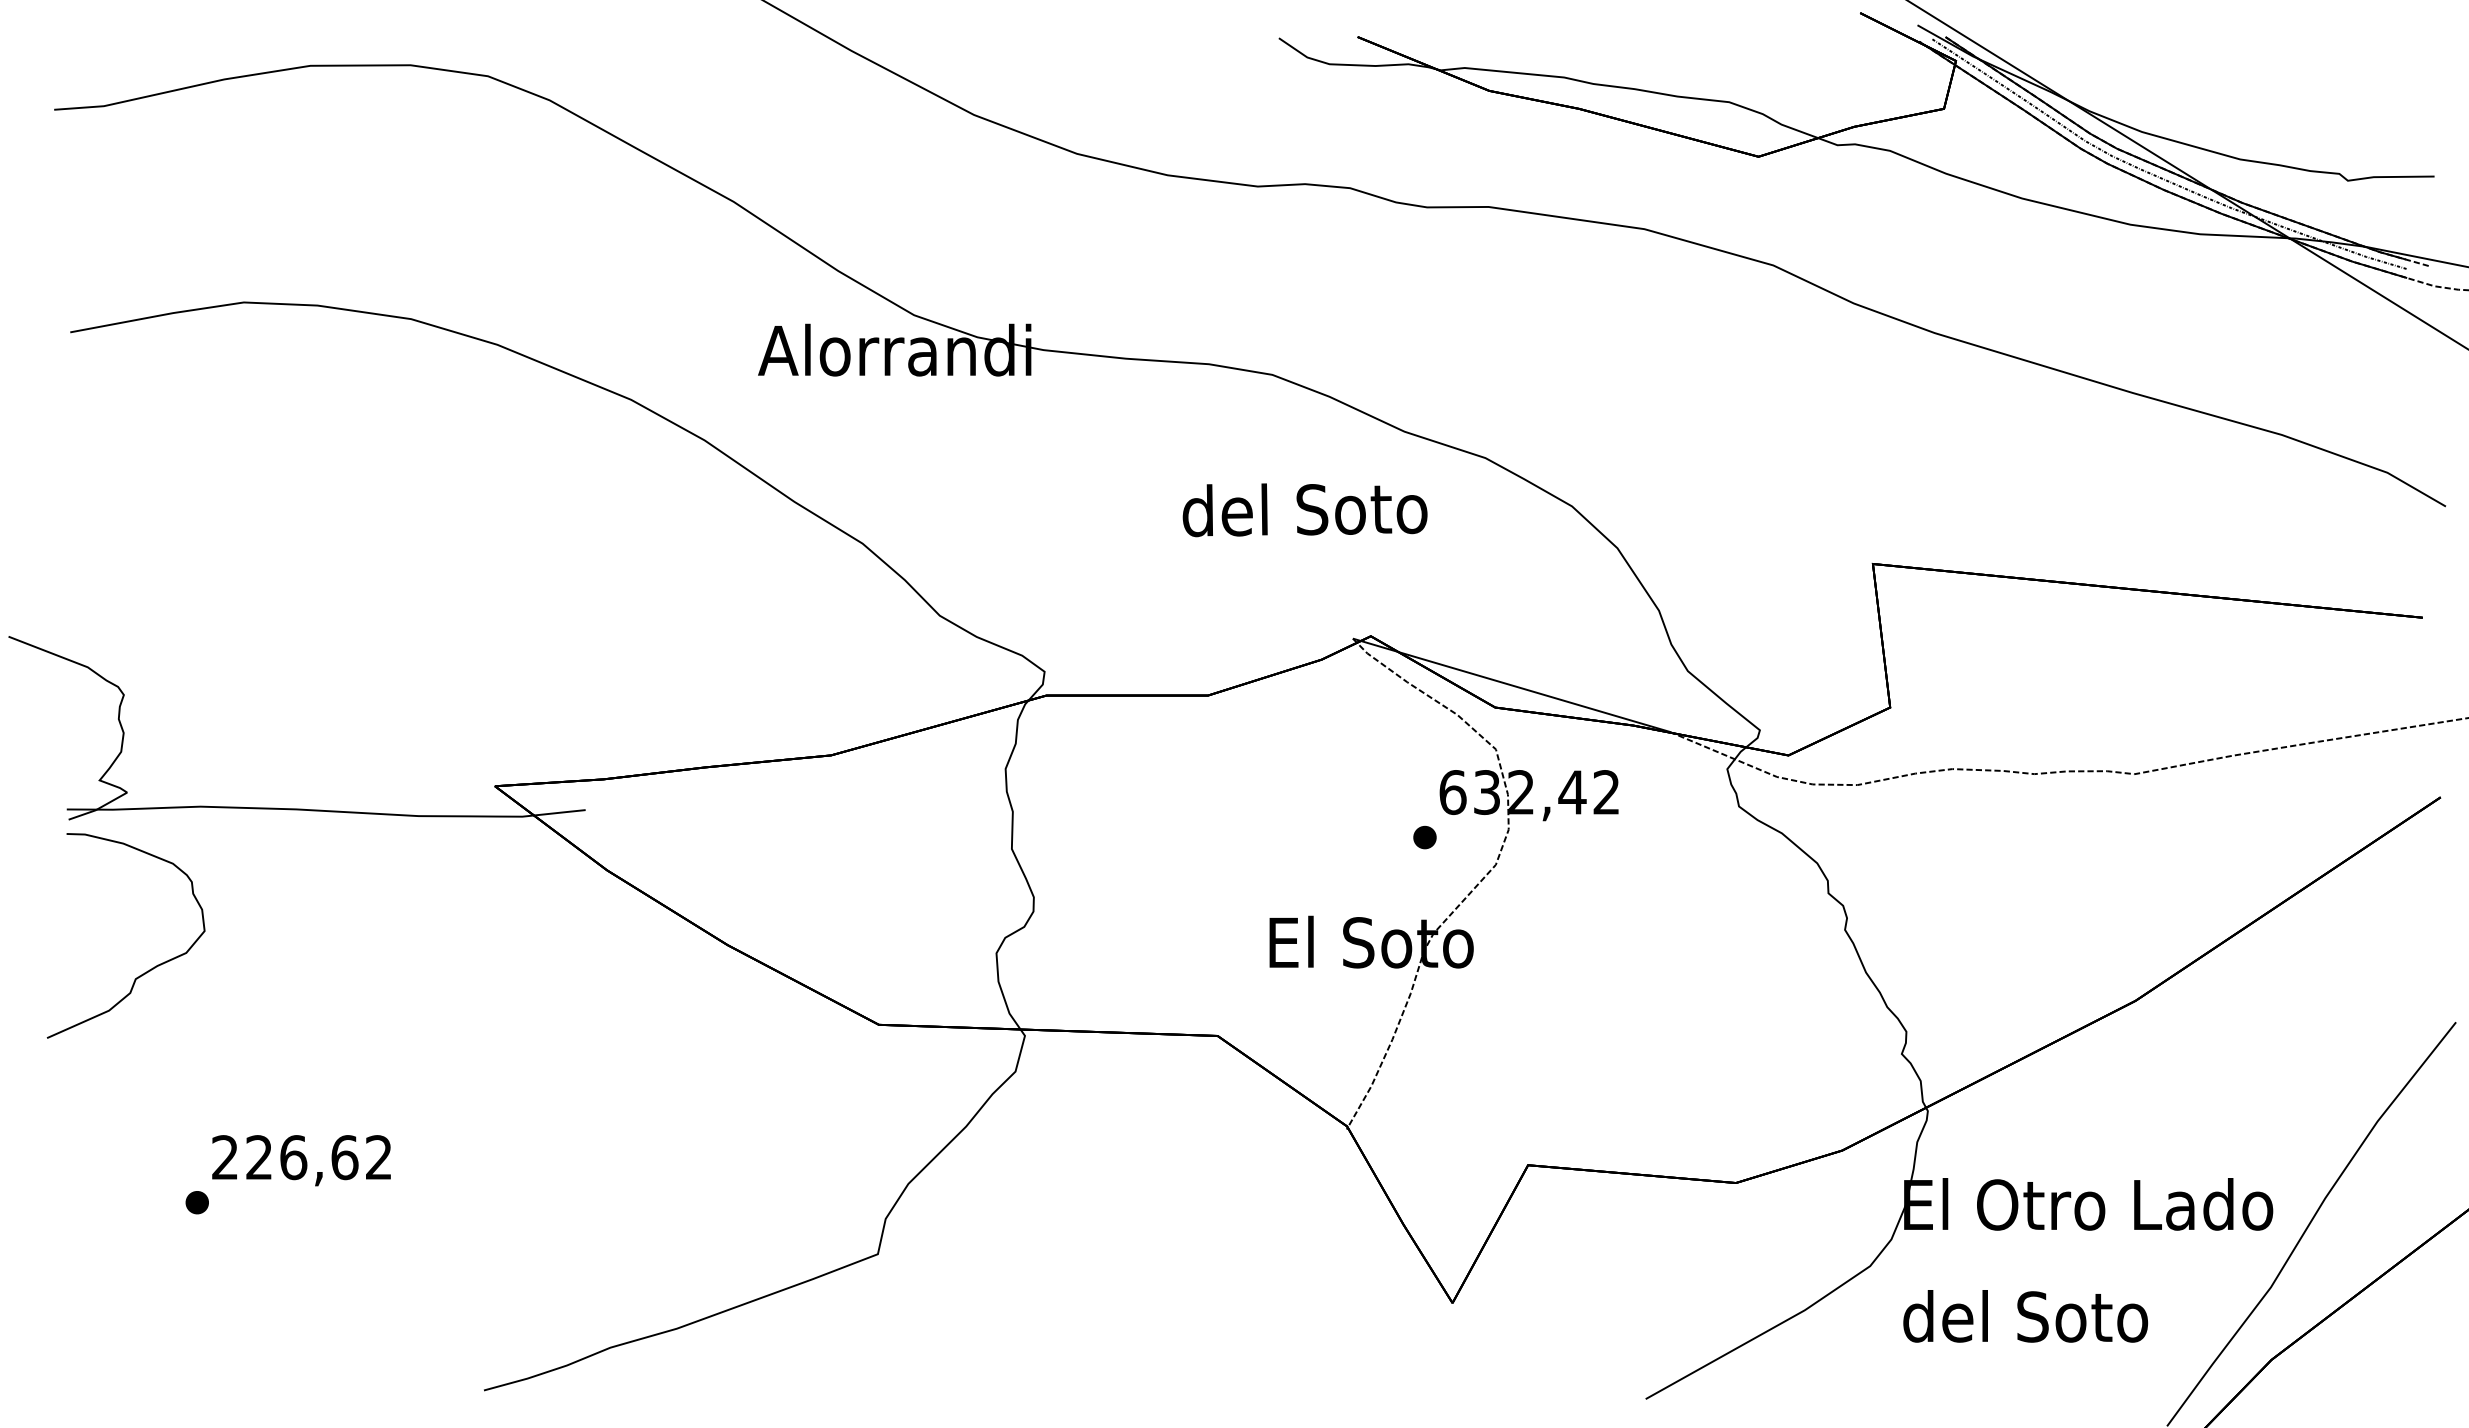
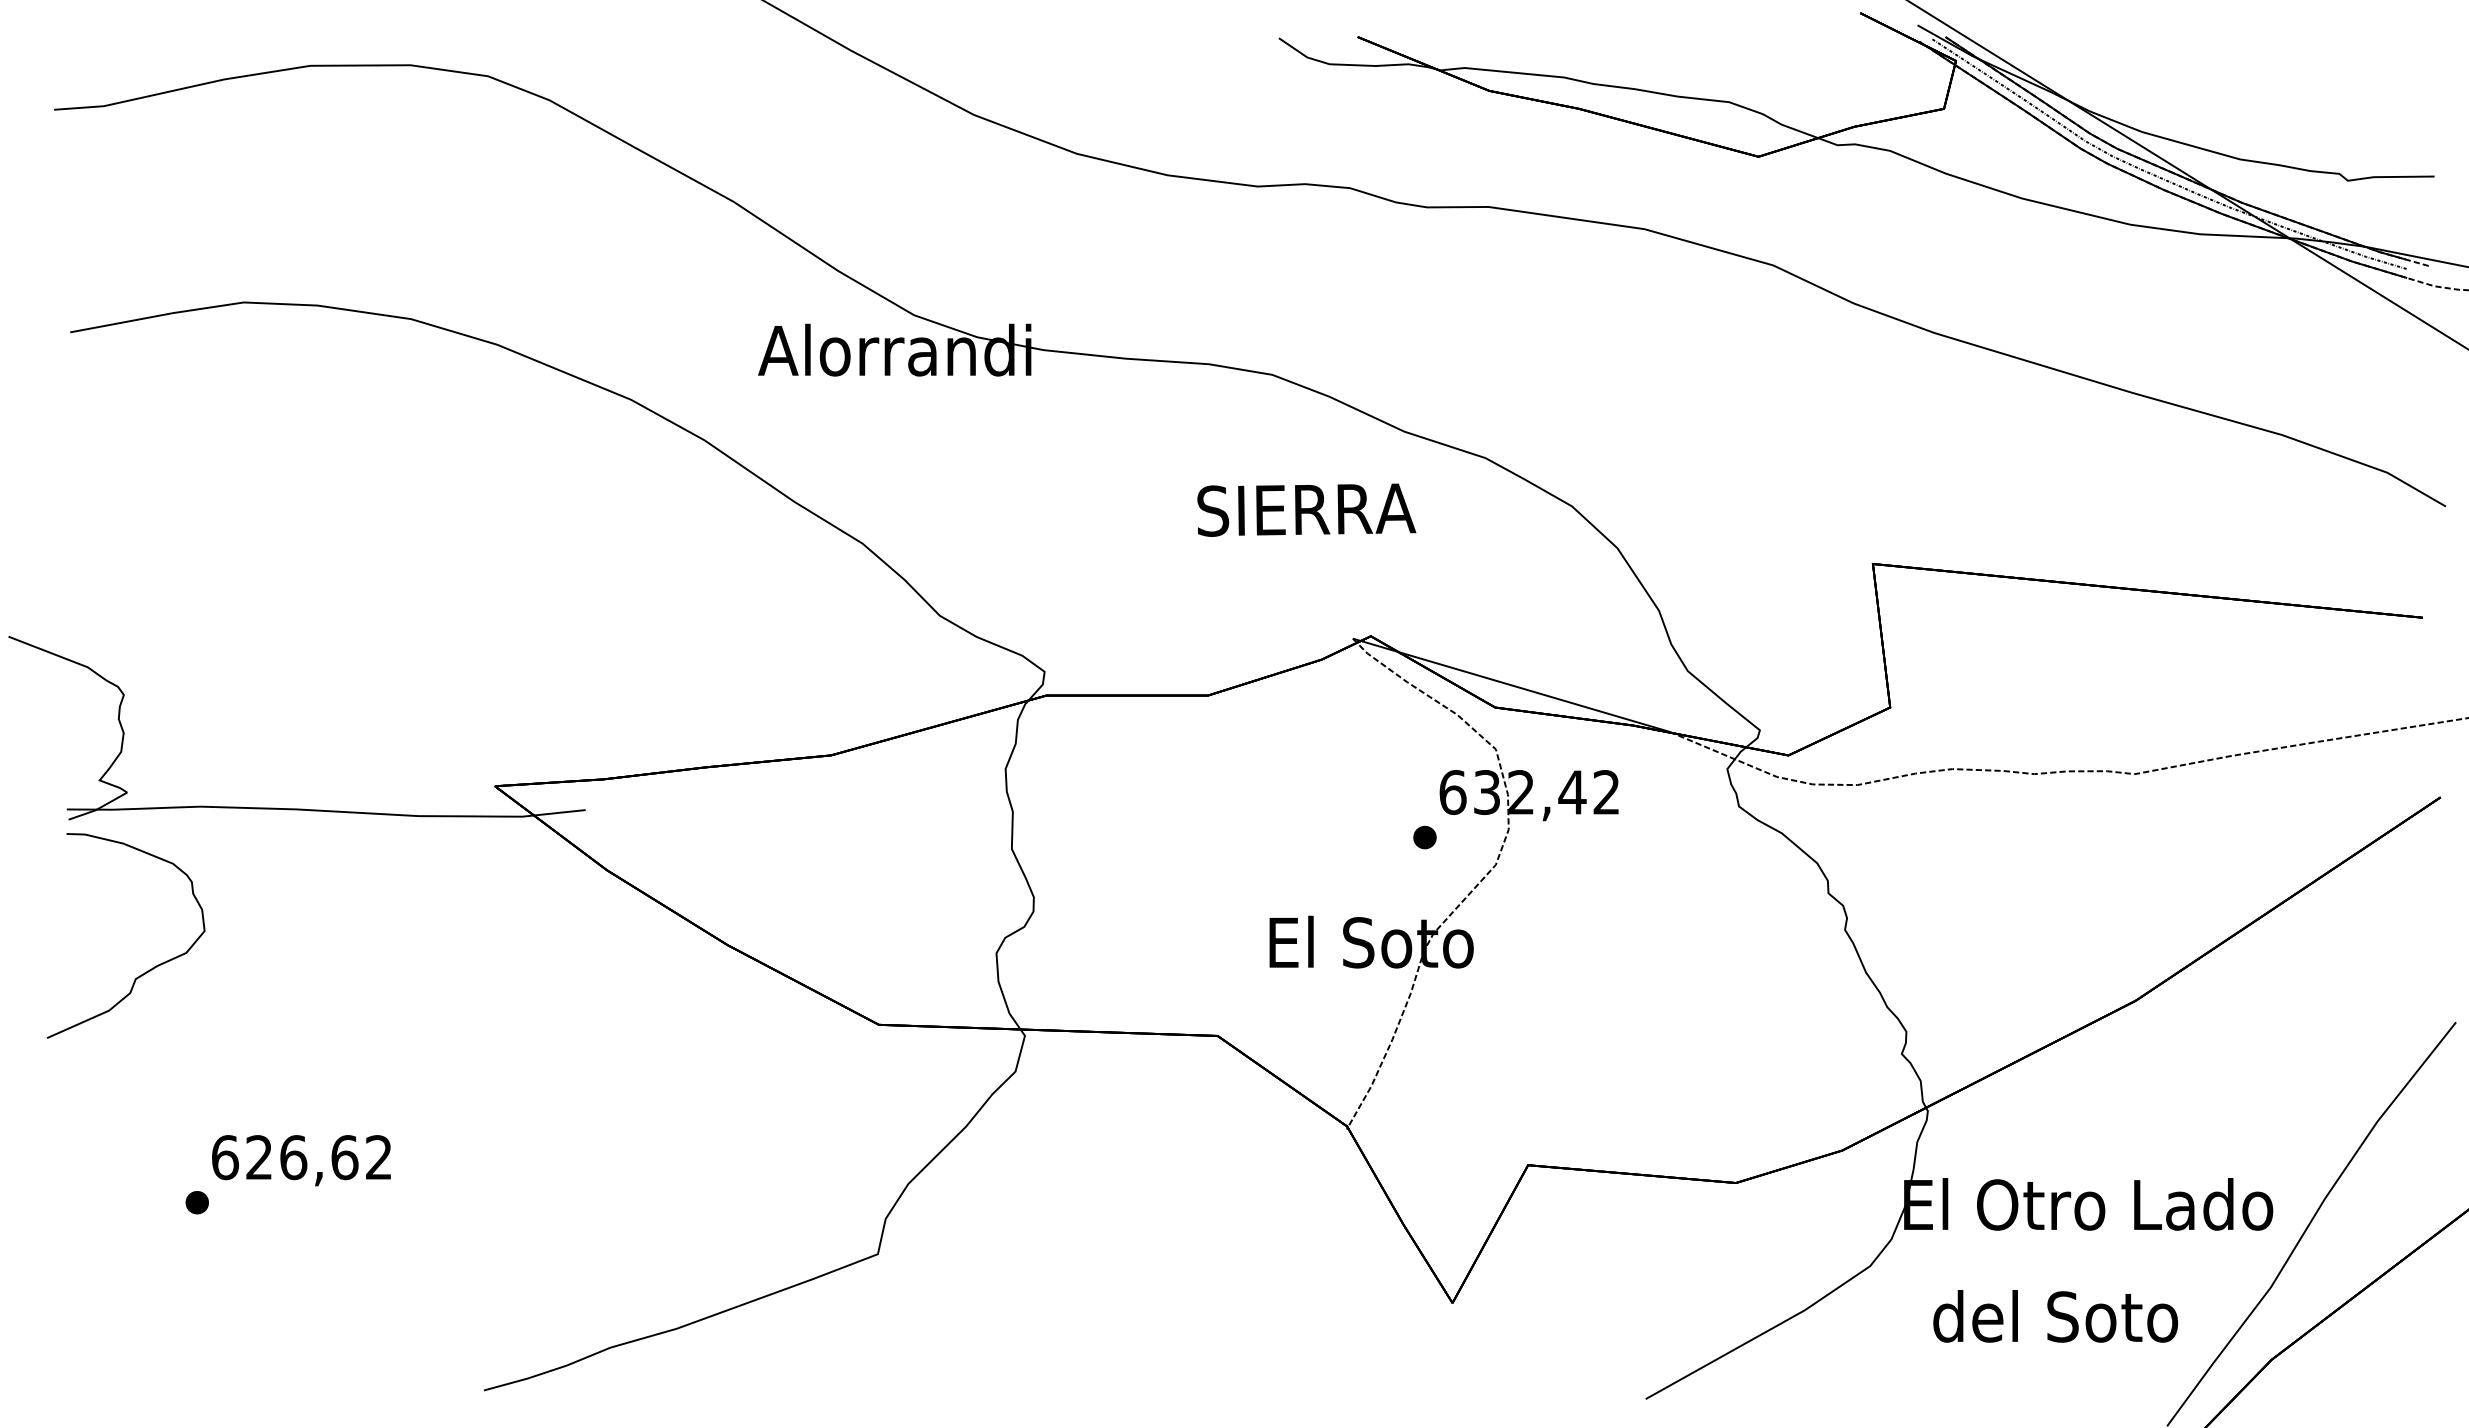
text: del Soto -> SIERRA (1304, 510)
text: 226,62 -> 626,62 (225, 1157)
text position: (2025, 1316) -> (2055, 1316) (2055, 1316)
